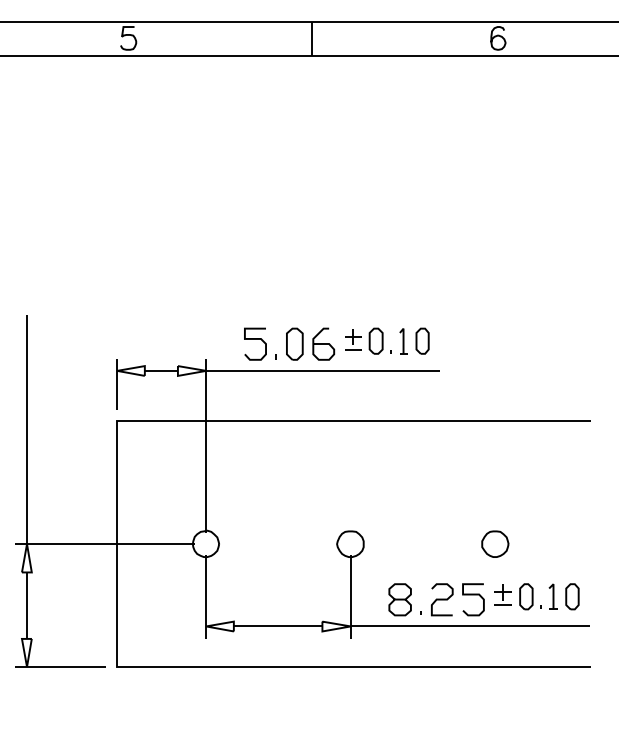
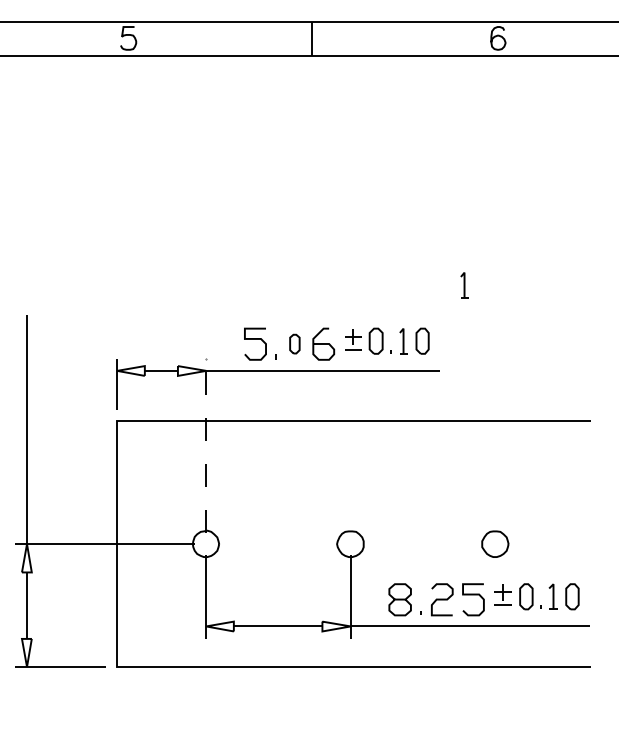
part: none -> present (464, 285)
part size: 18x34 px -> 12x22 px (294, 343)
line: solid -> dashed (206, 445)
